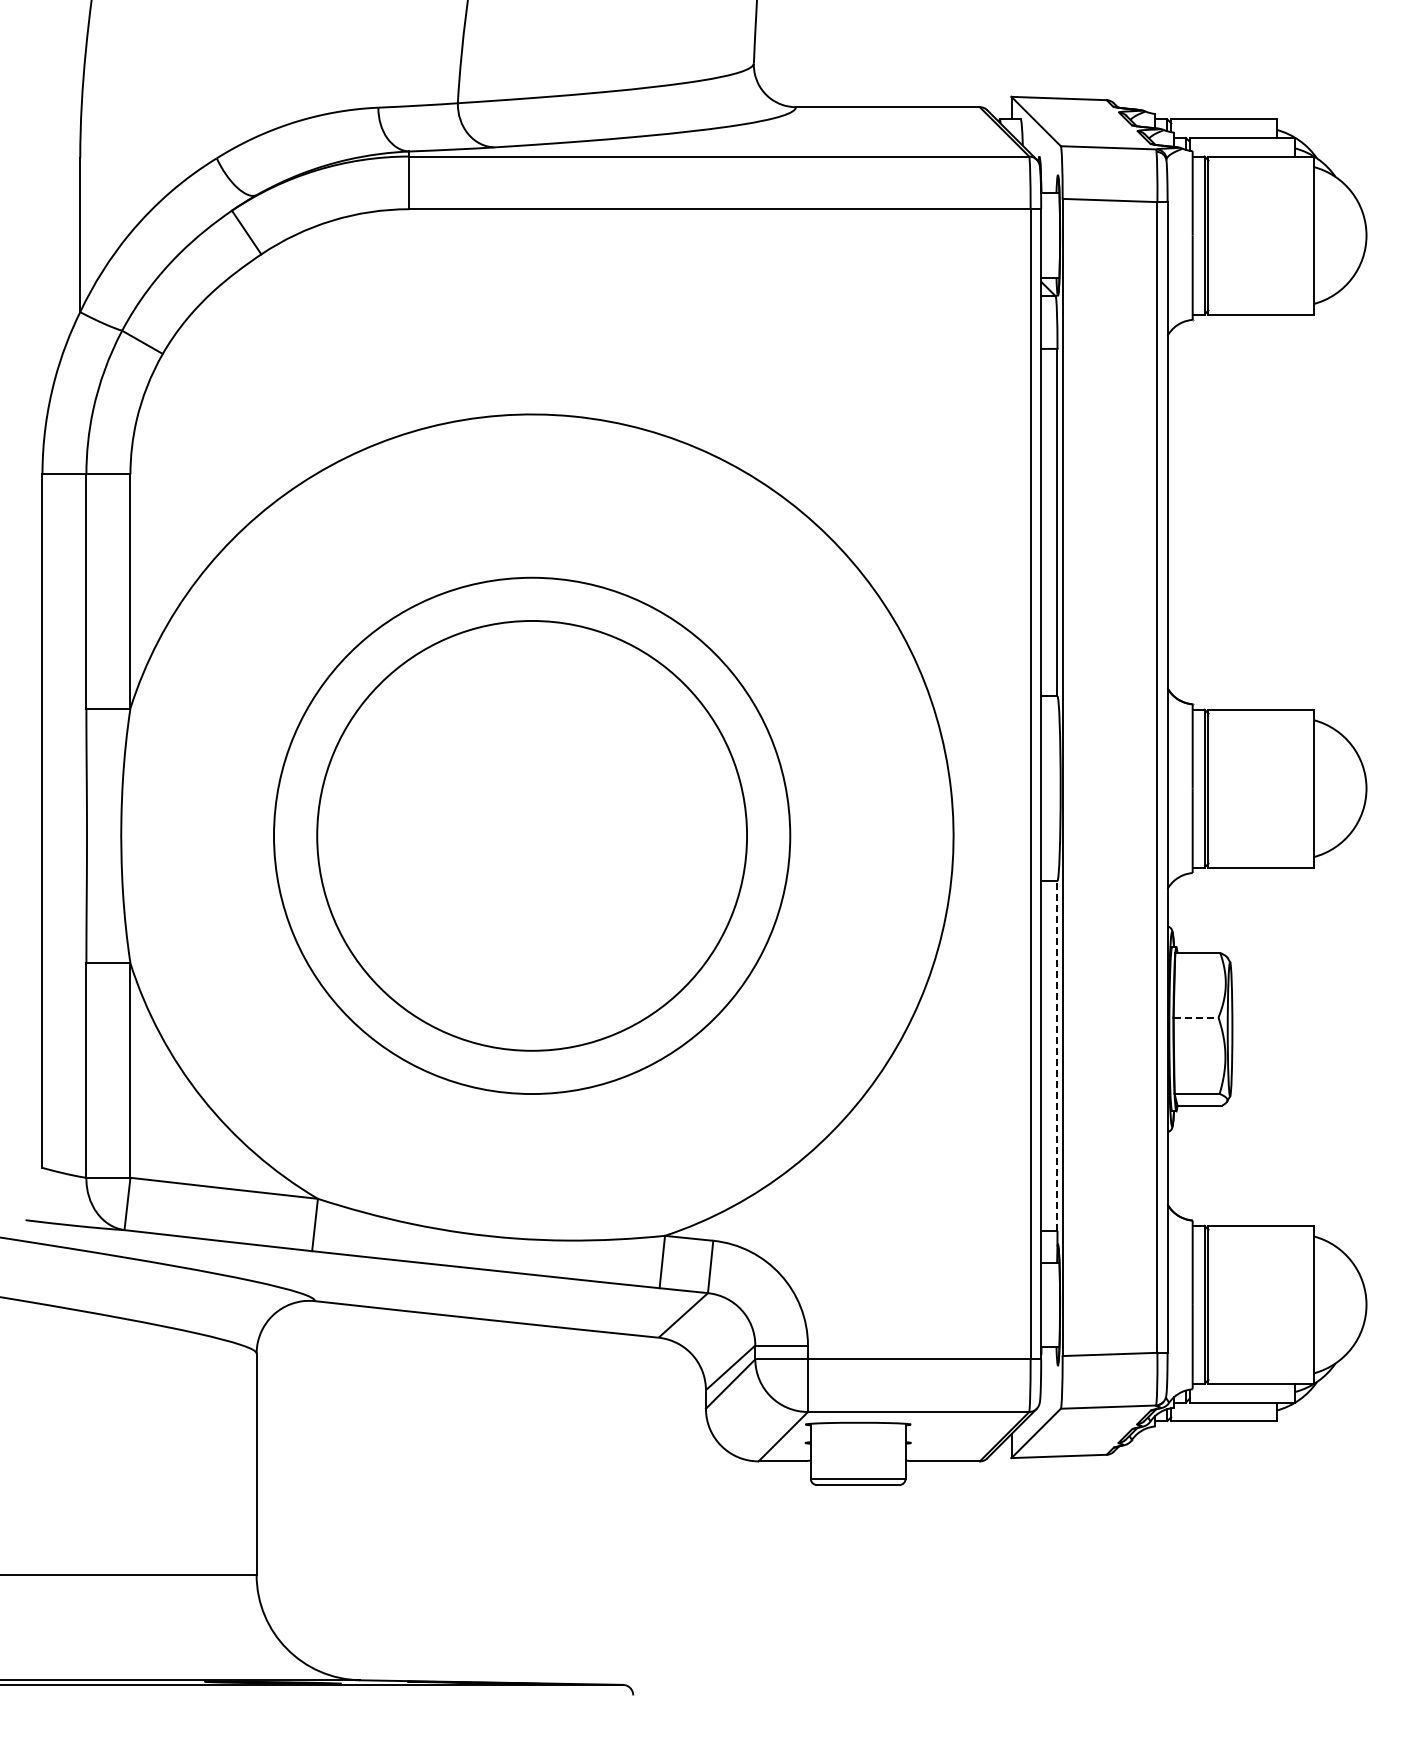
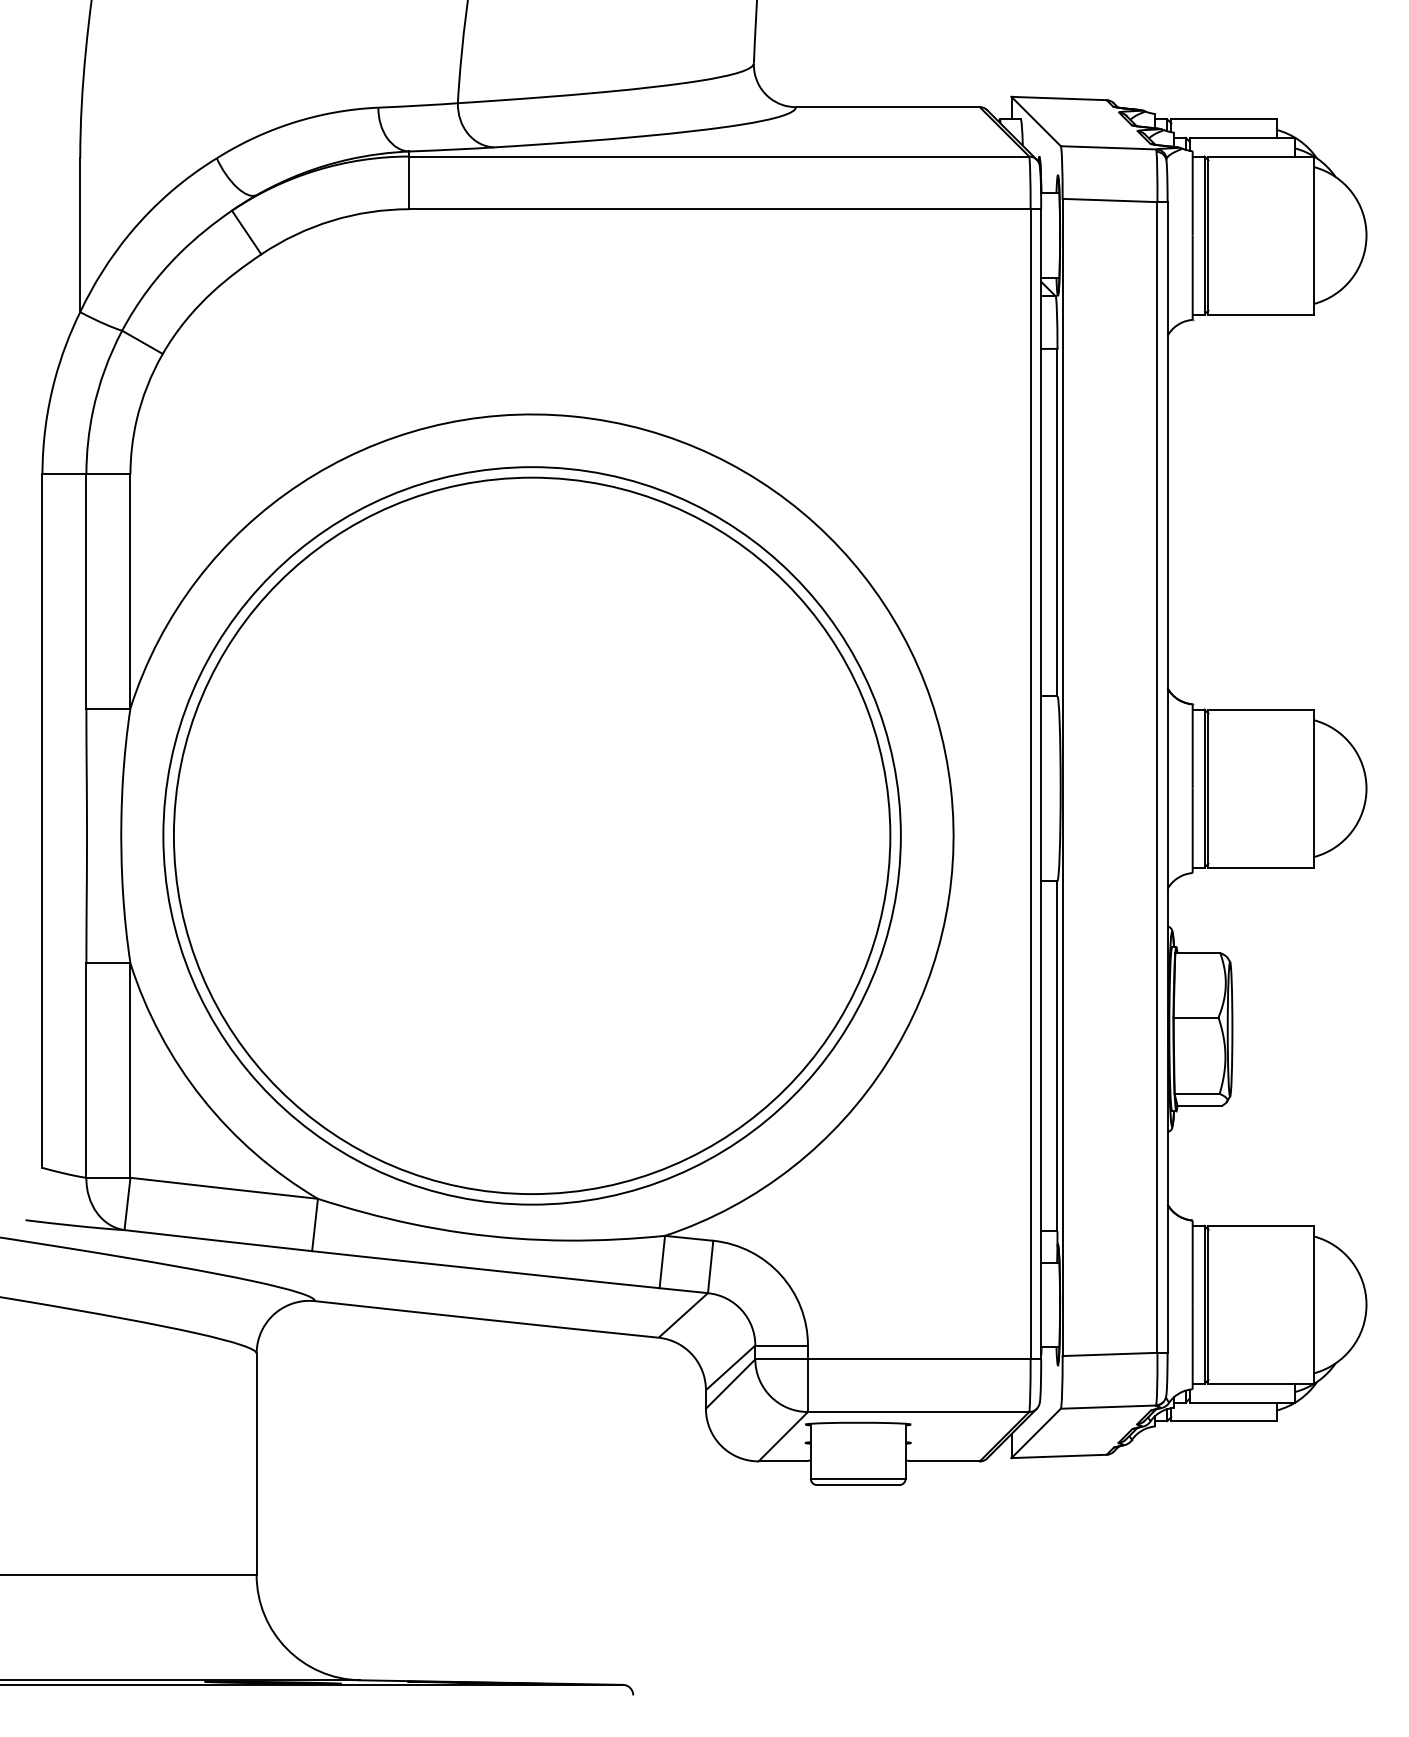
circle diameter: 430 px -> 716 px (531, 835)
circle diameter: 516 px -> 738 px (531, 835)
line: dashed -> solid (1196, 1017)
line: dashed -> solid (1057, 1055)
